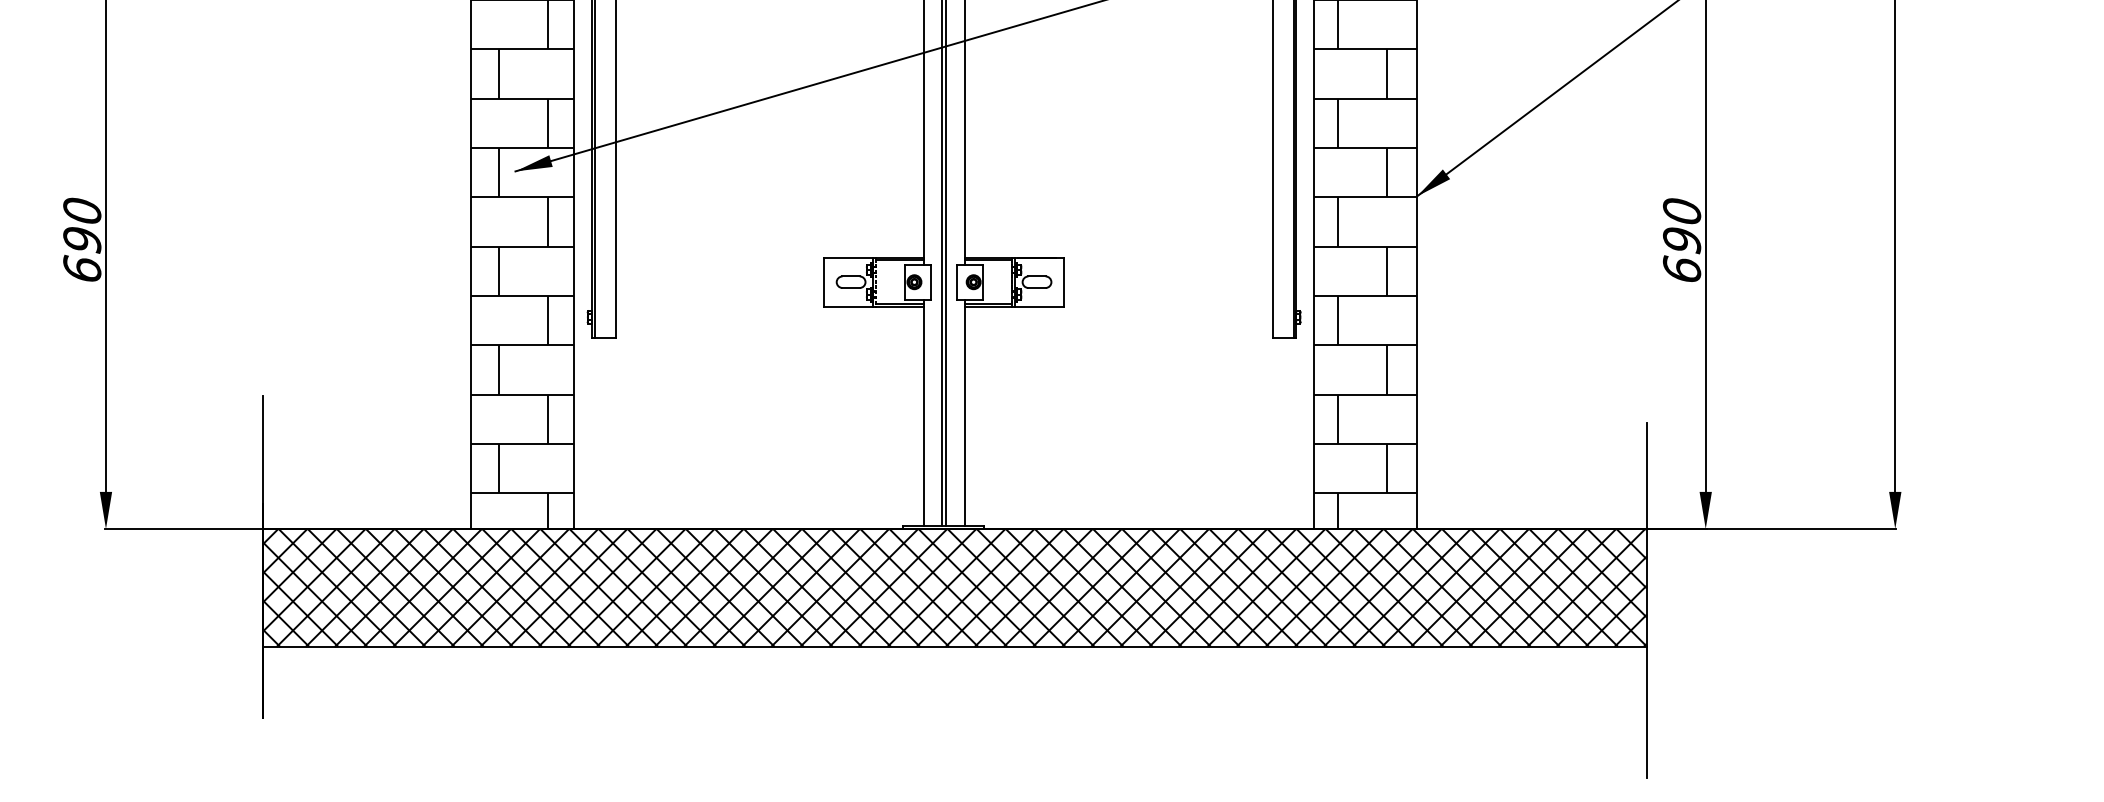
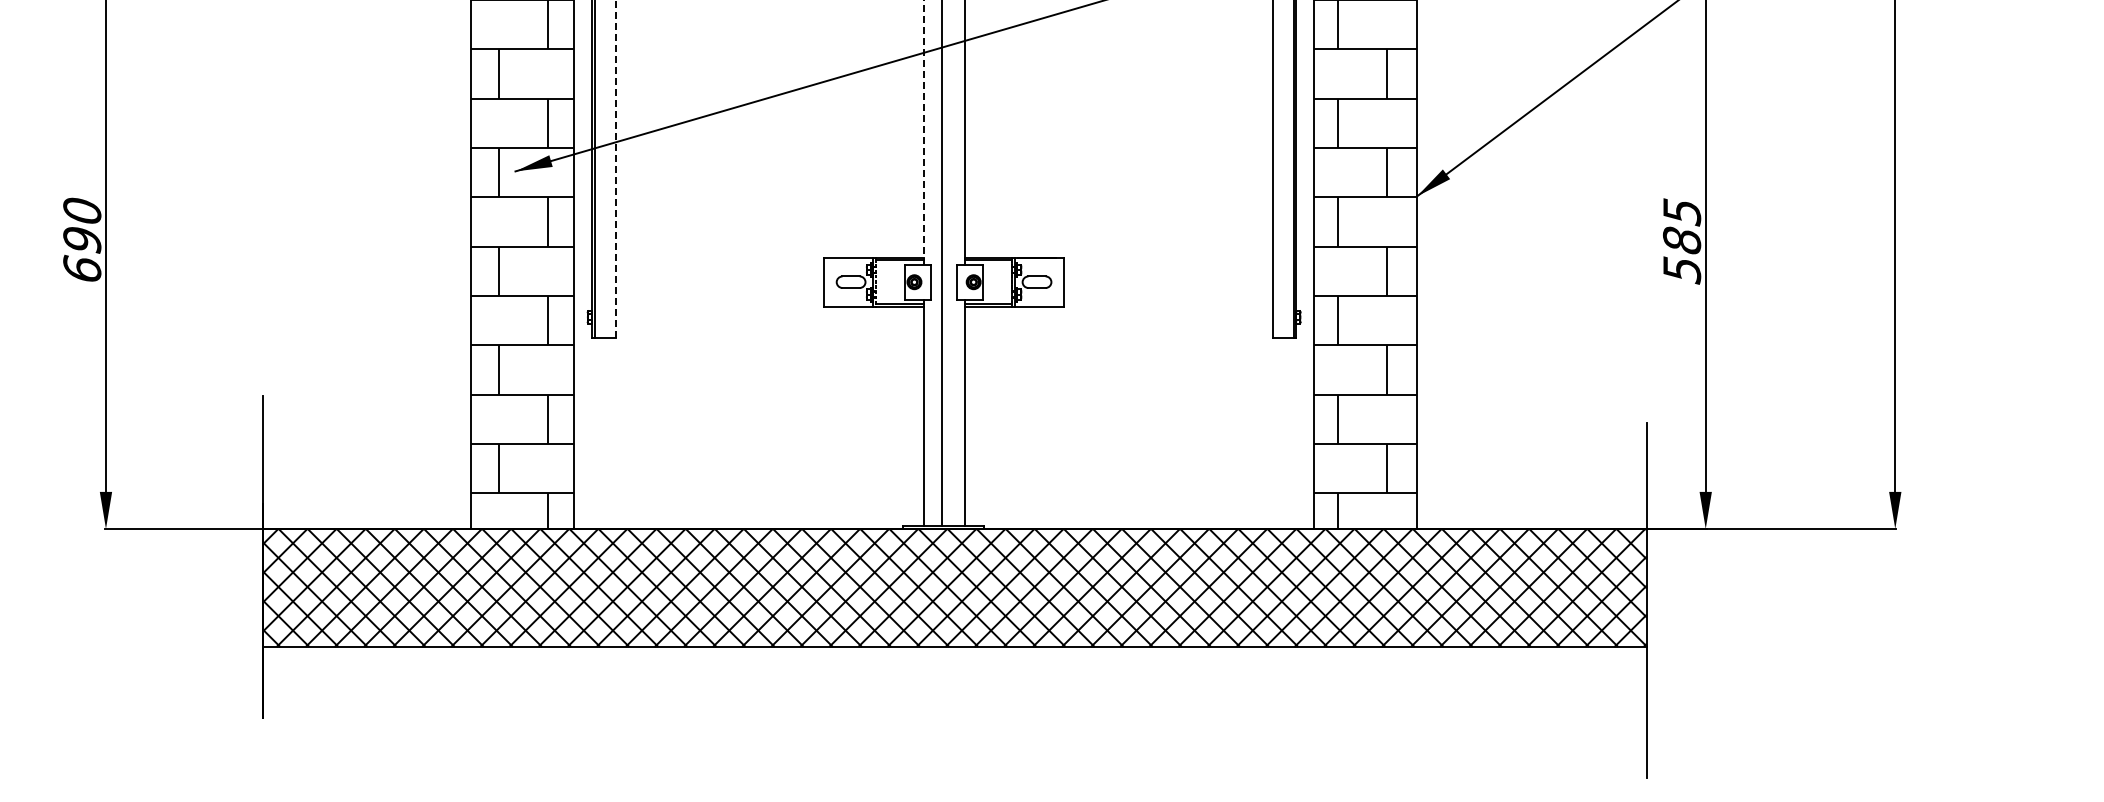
line: solid -> dashed (923, 132)
line: solid -> dashed (615, 168)
text: 690 -> 585 (1681, 241)
line: present -> none (946, 263)
